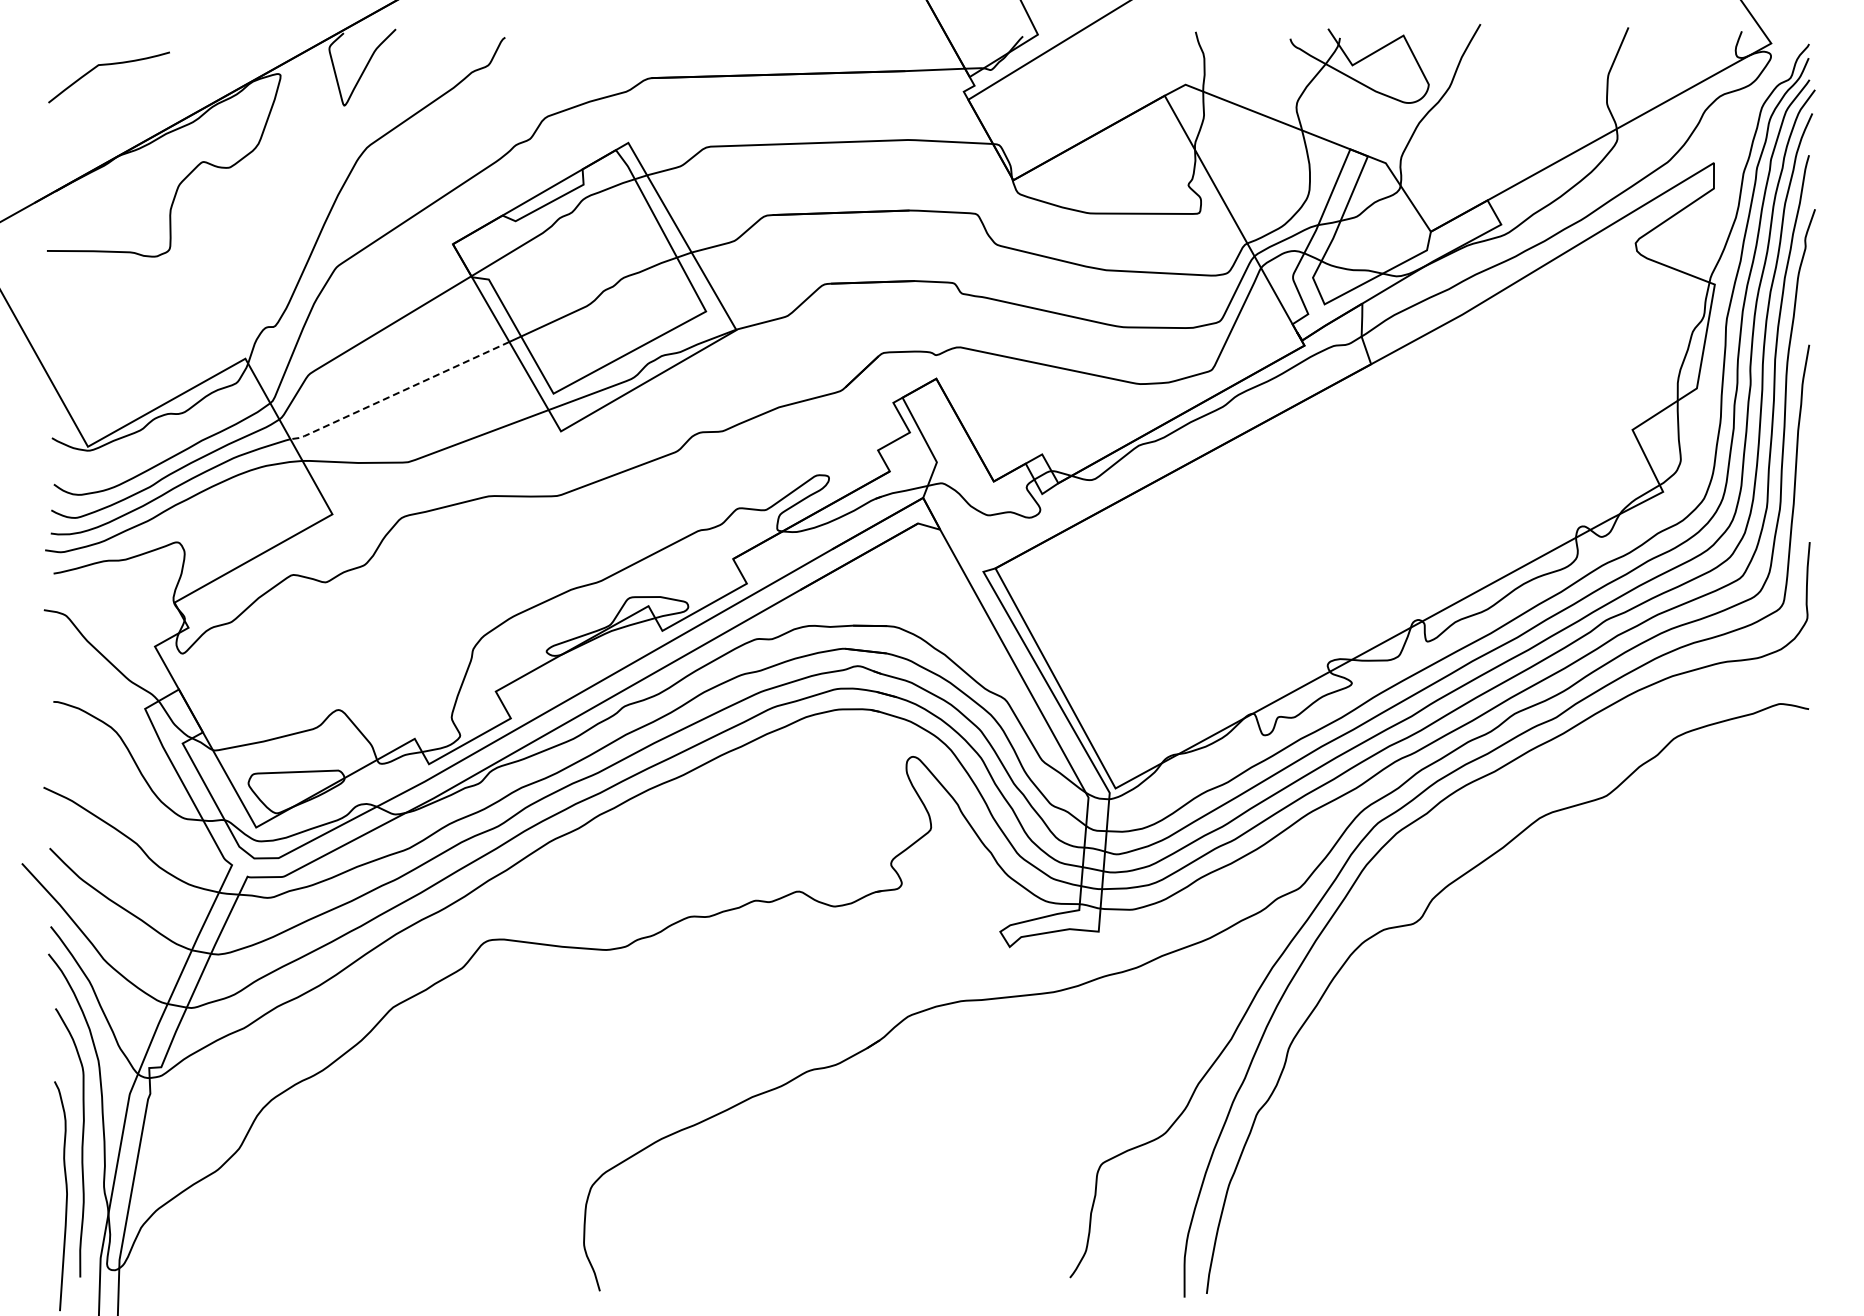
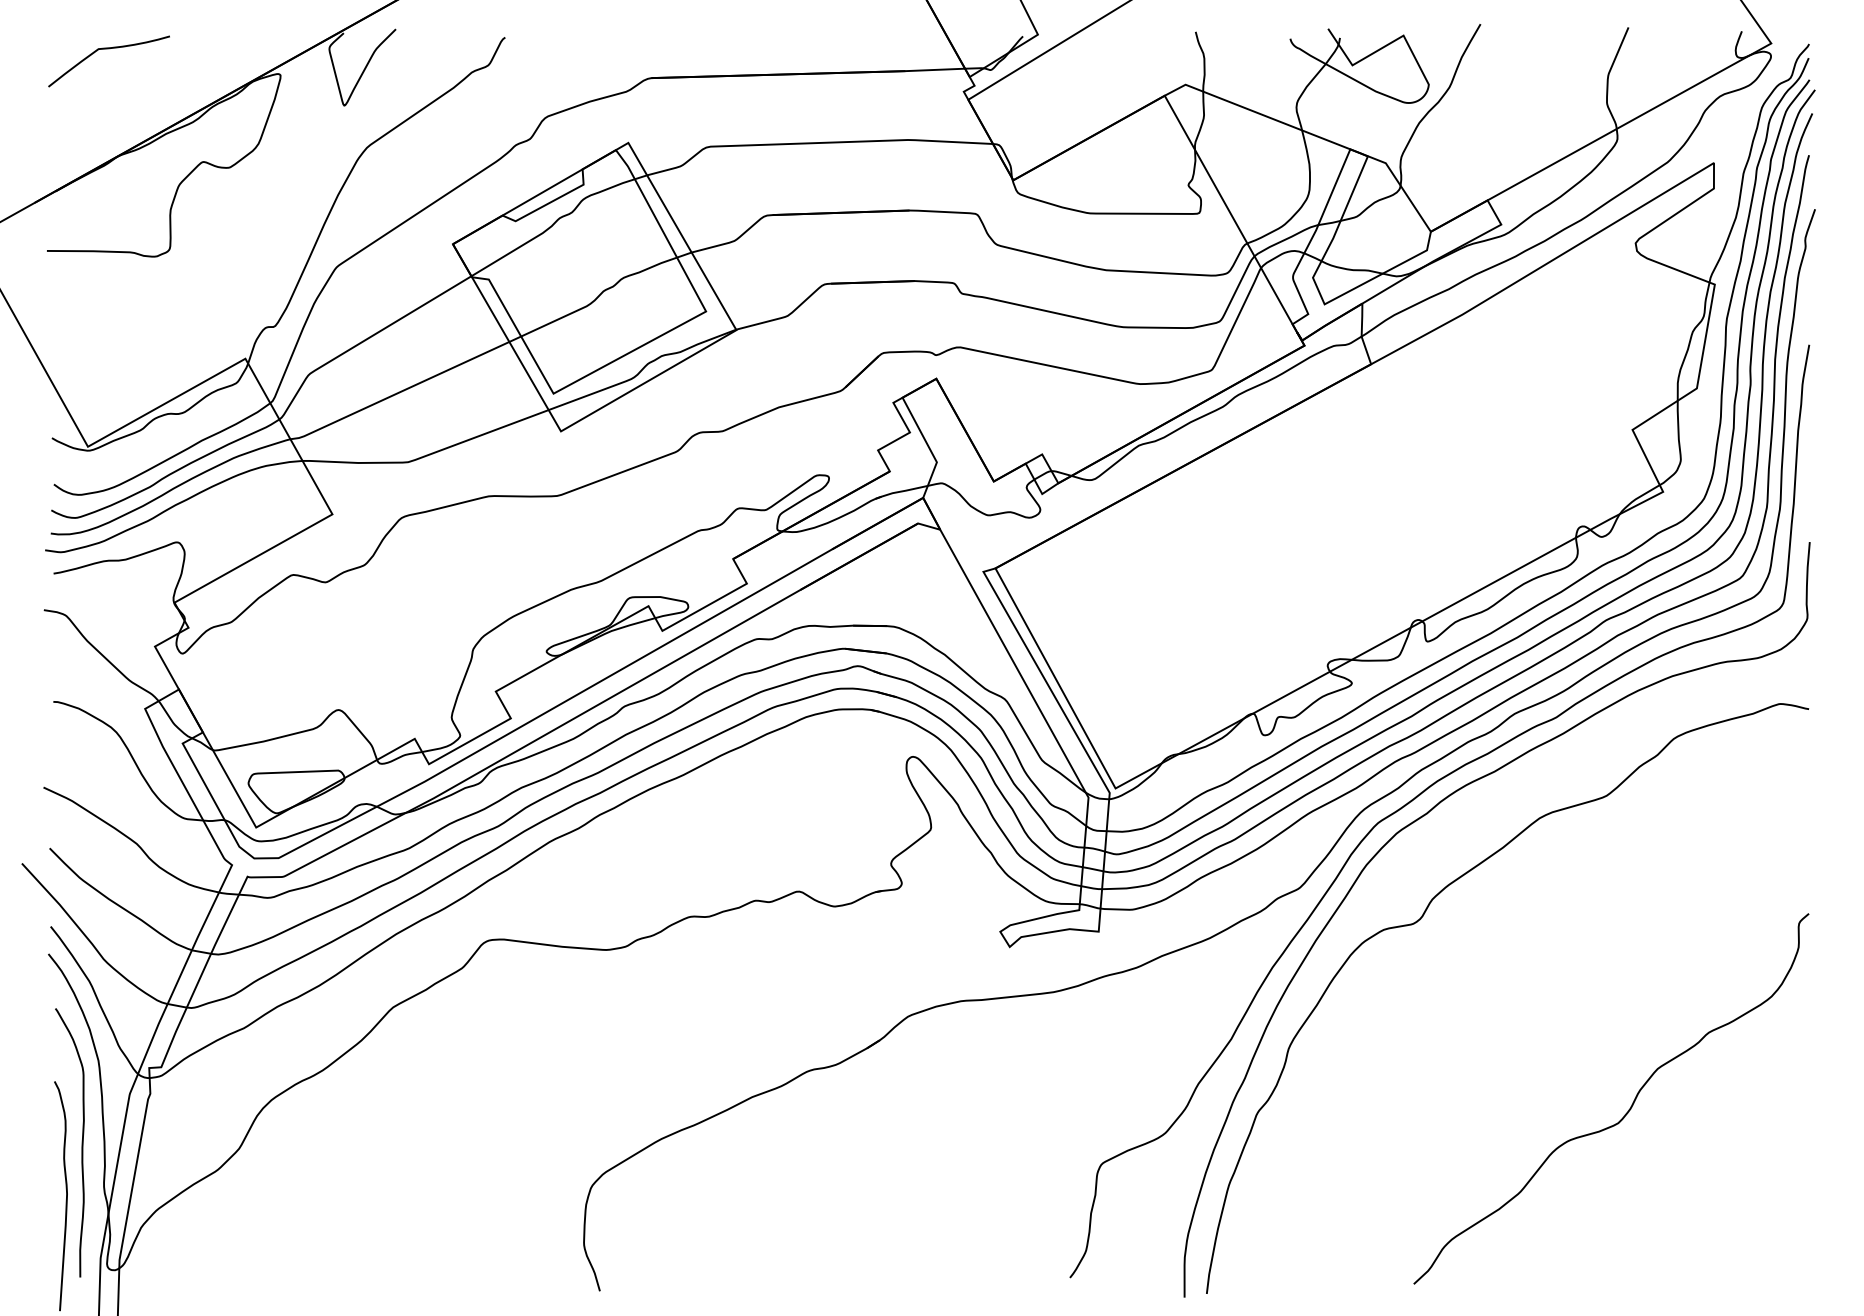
curve position: (108, 65) -> (108, 49) (108, 49)
line: dashed -> solid (398, 392)
curve: none -> present (1628, 1109)
